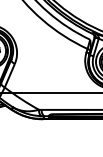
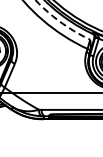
arc: solid -> dashed (60, 22)
